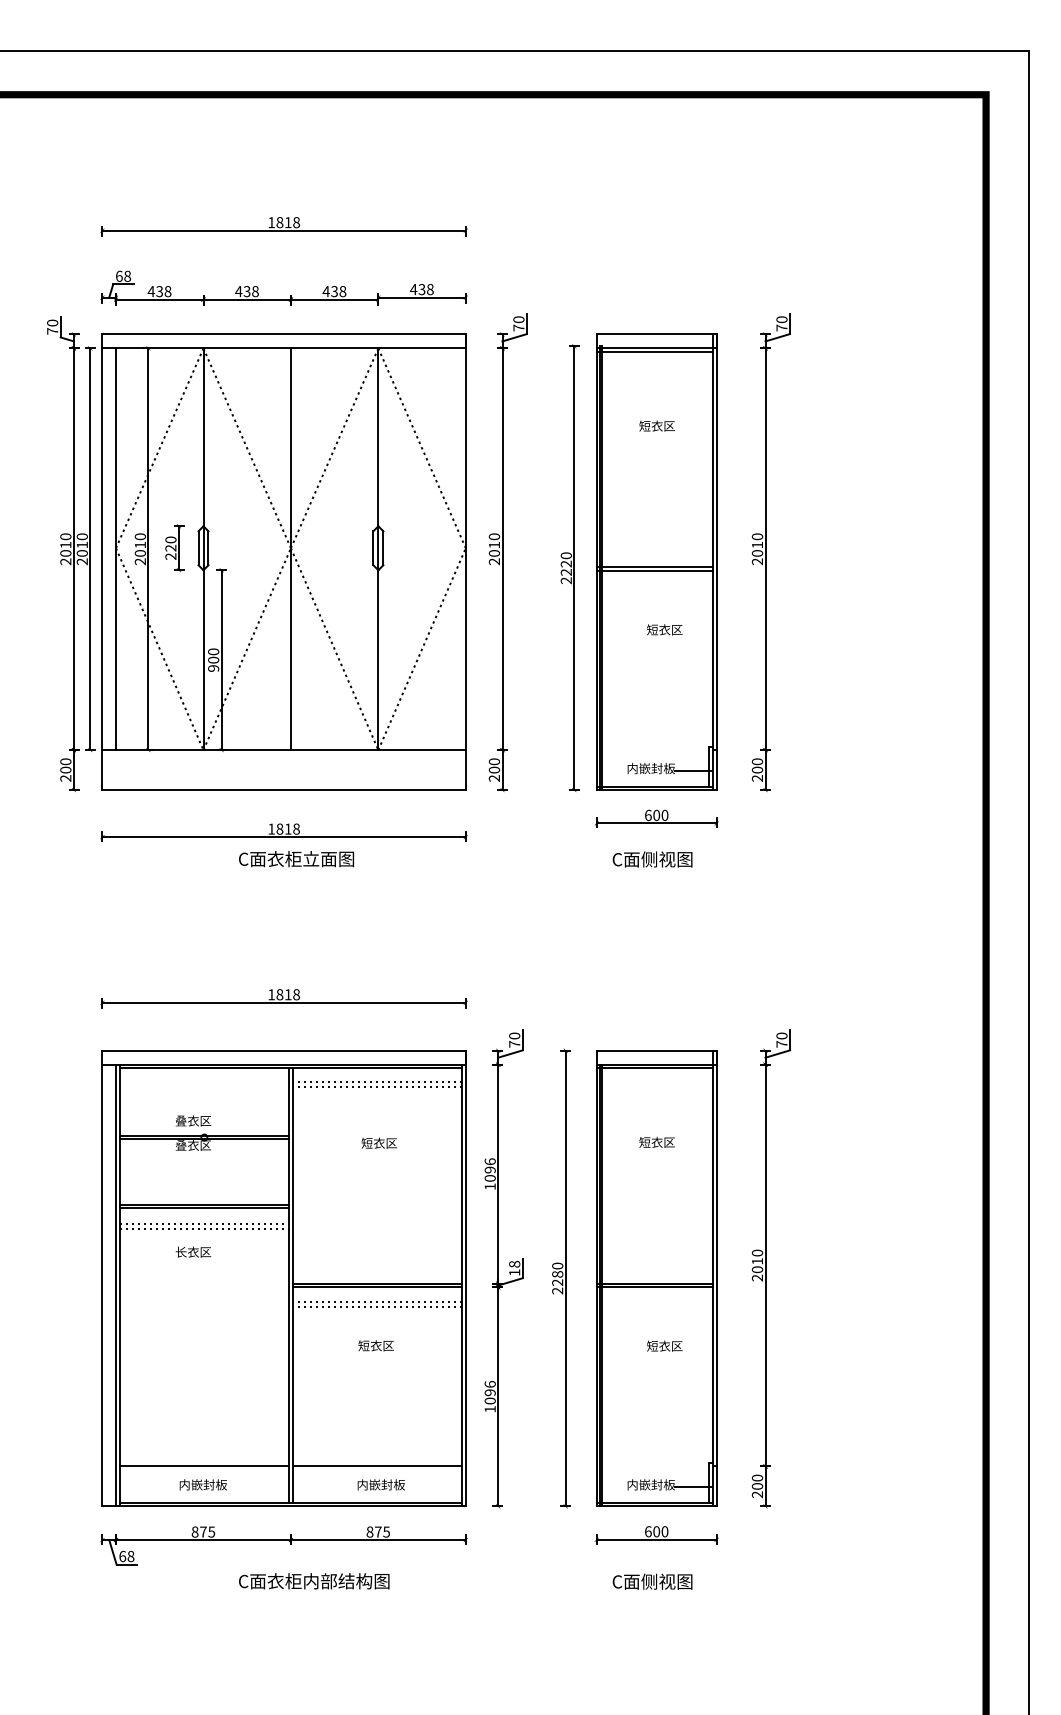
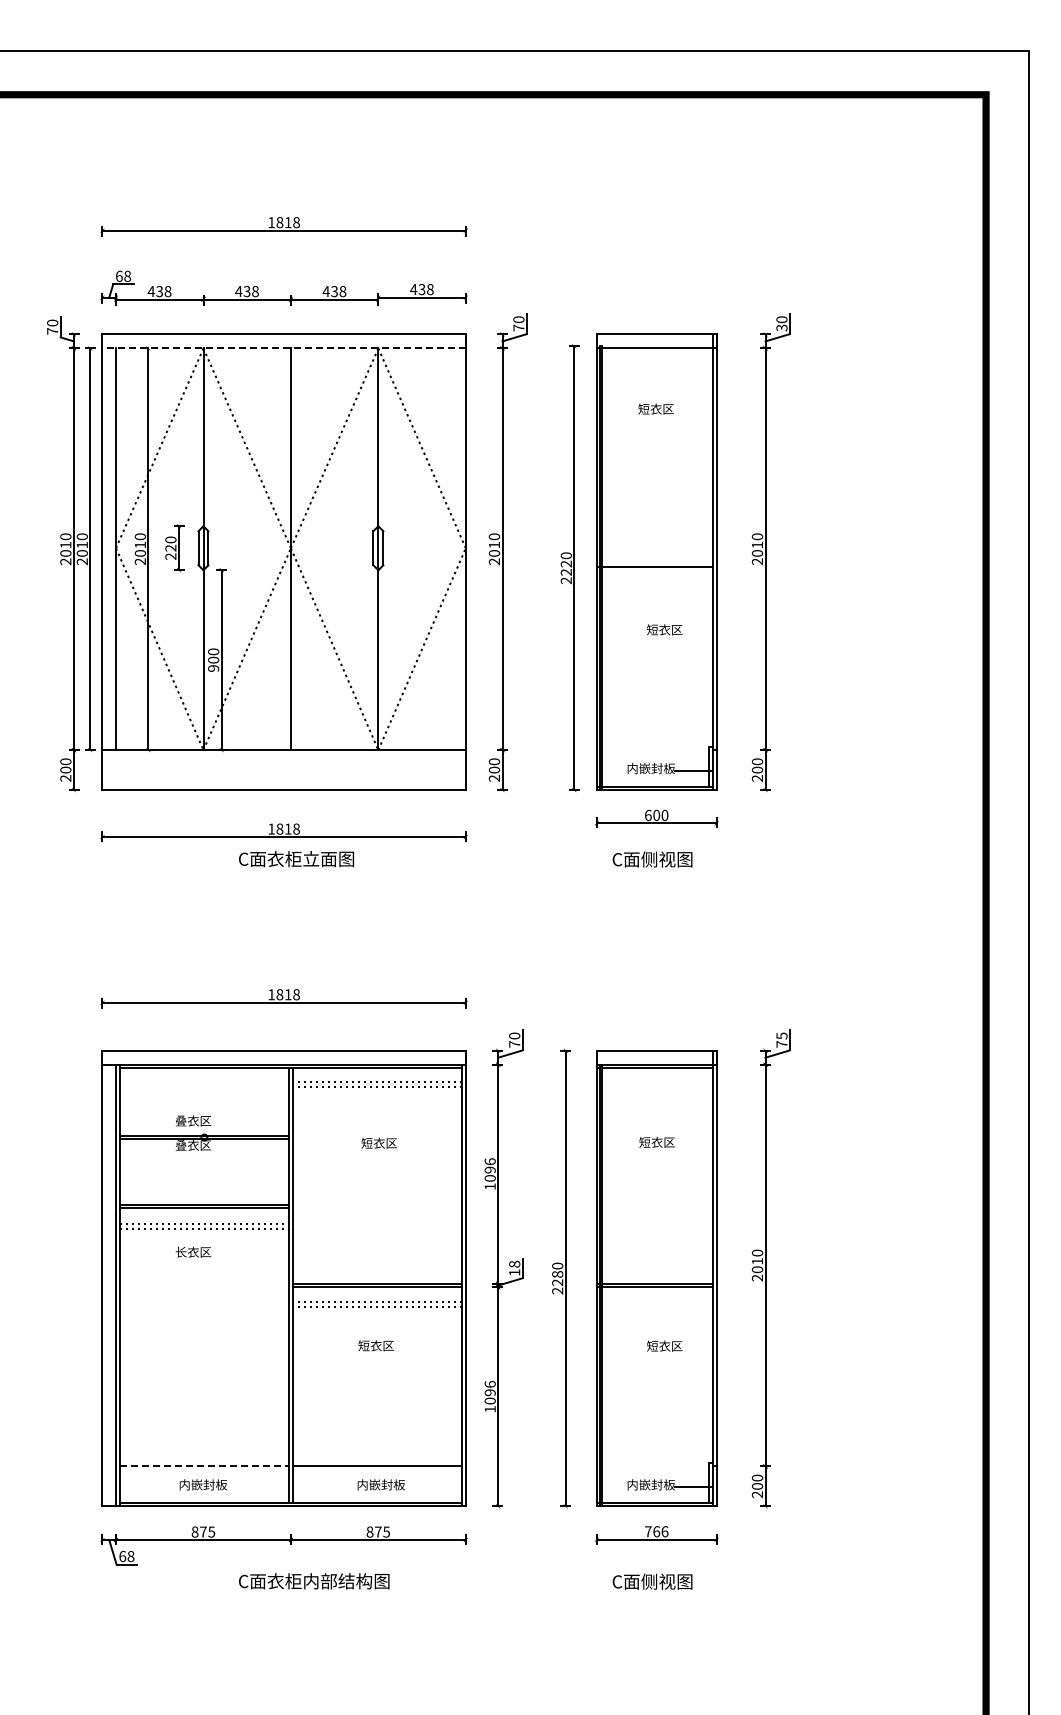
text: 70 -> 30 (781, 327)
line: solid -> dashed (284, 348)
line: present -> none (654, 352)
text position: (656, 425) -> (655, 408) (655, 408)
line: present -> none (654, 571)
text: 70 -> 75 (781, 1035)
line: solid -> dashed (204, 1466)
text: 600 -> 766 (656, 1531)
